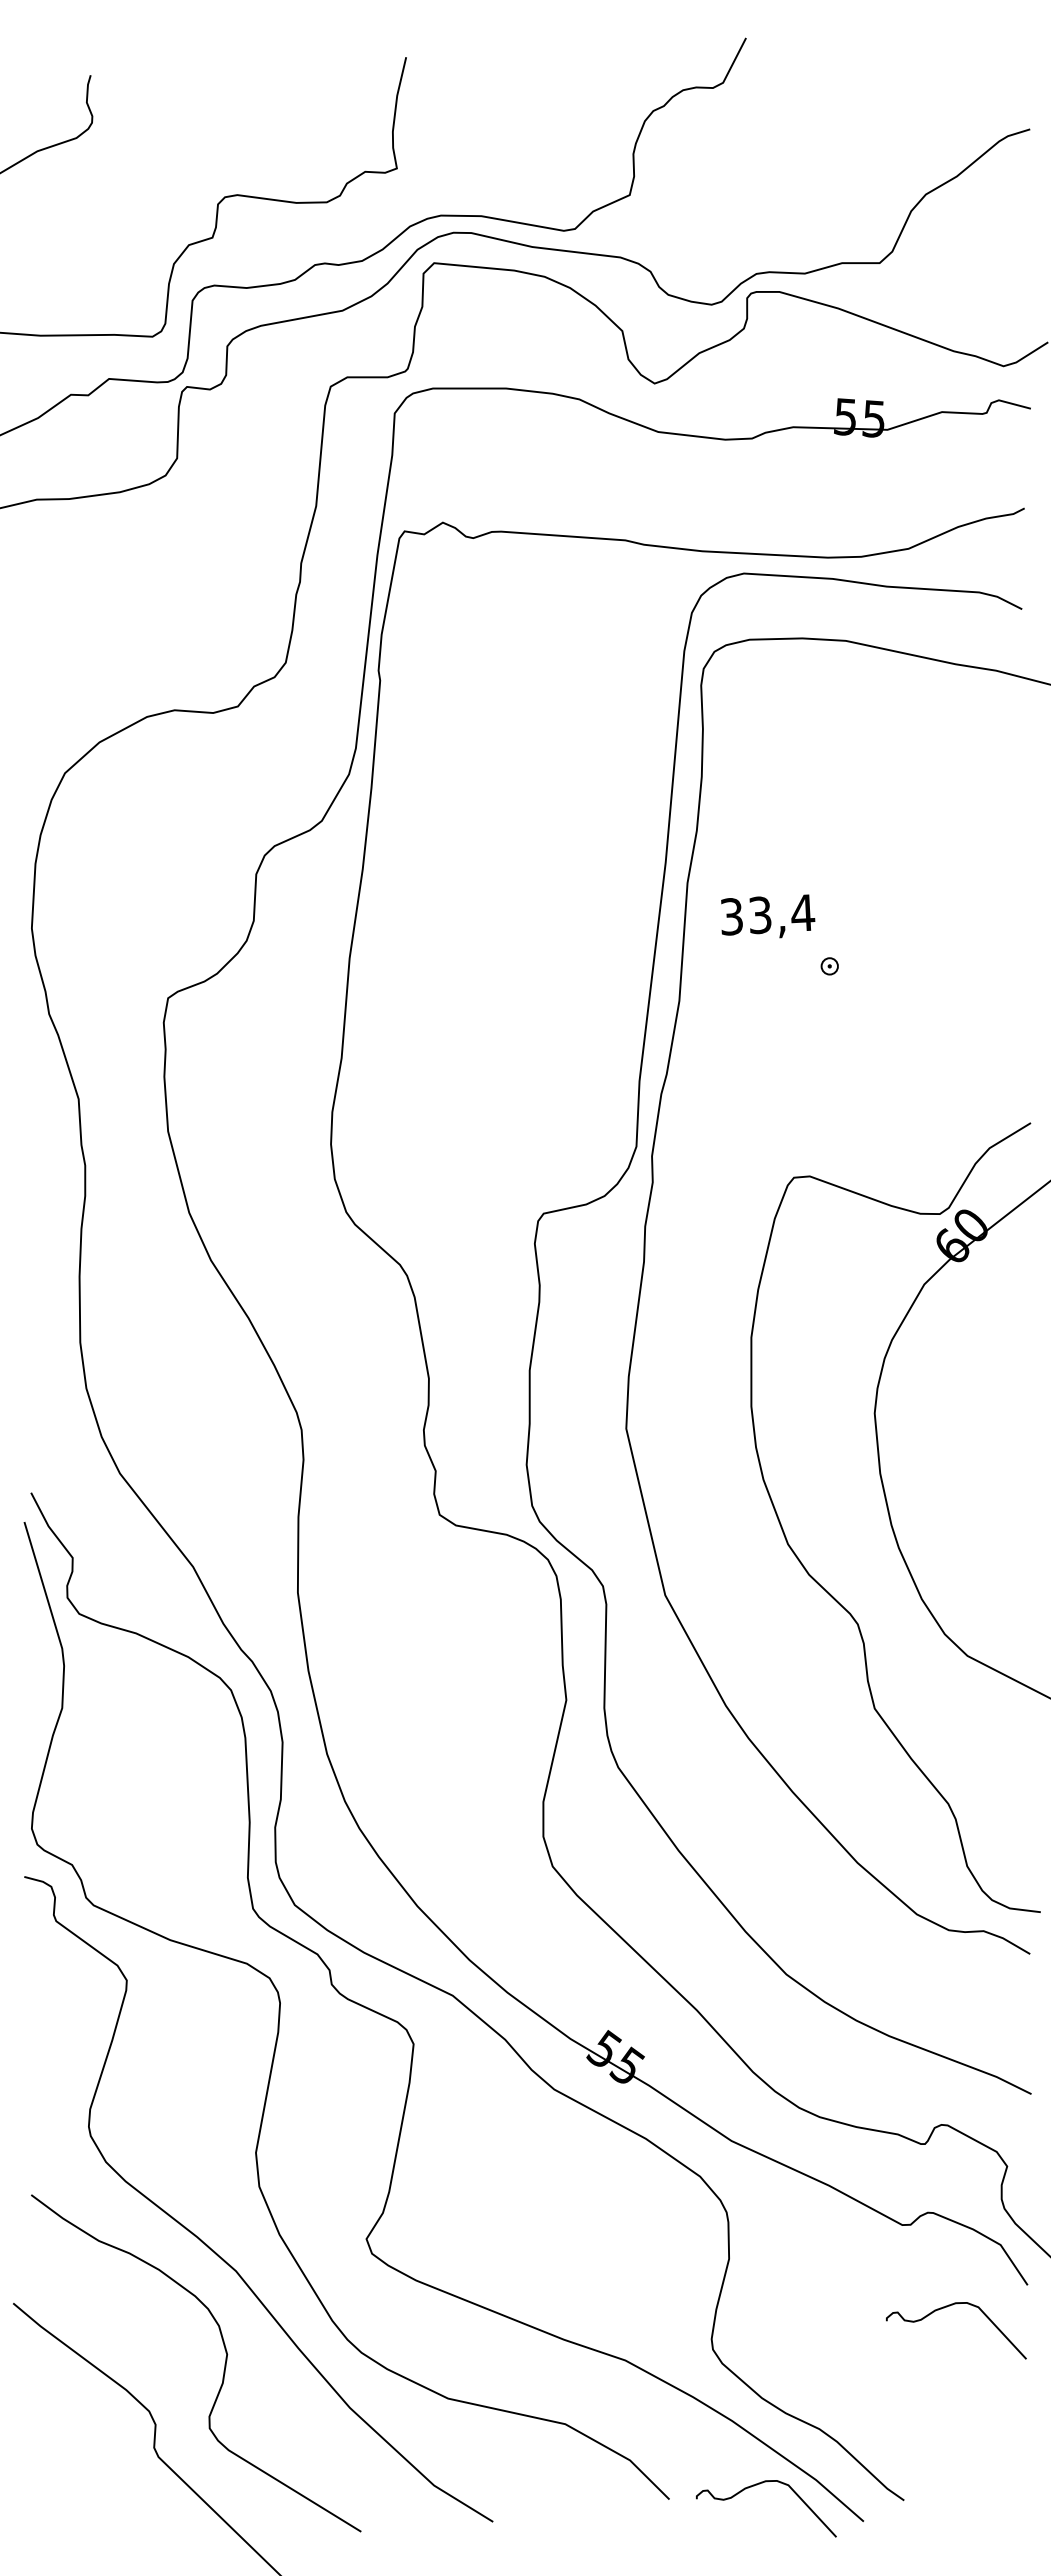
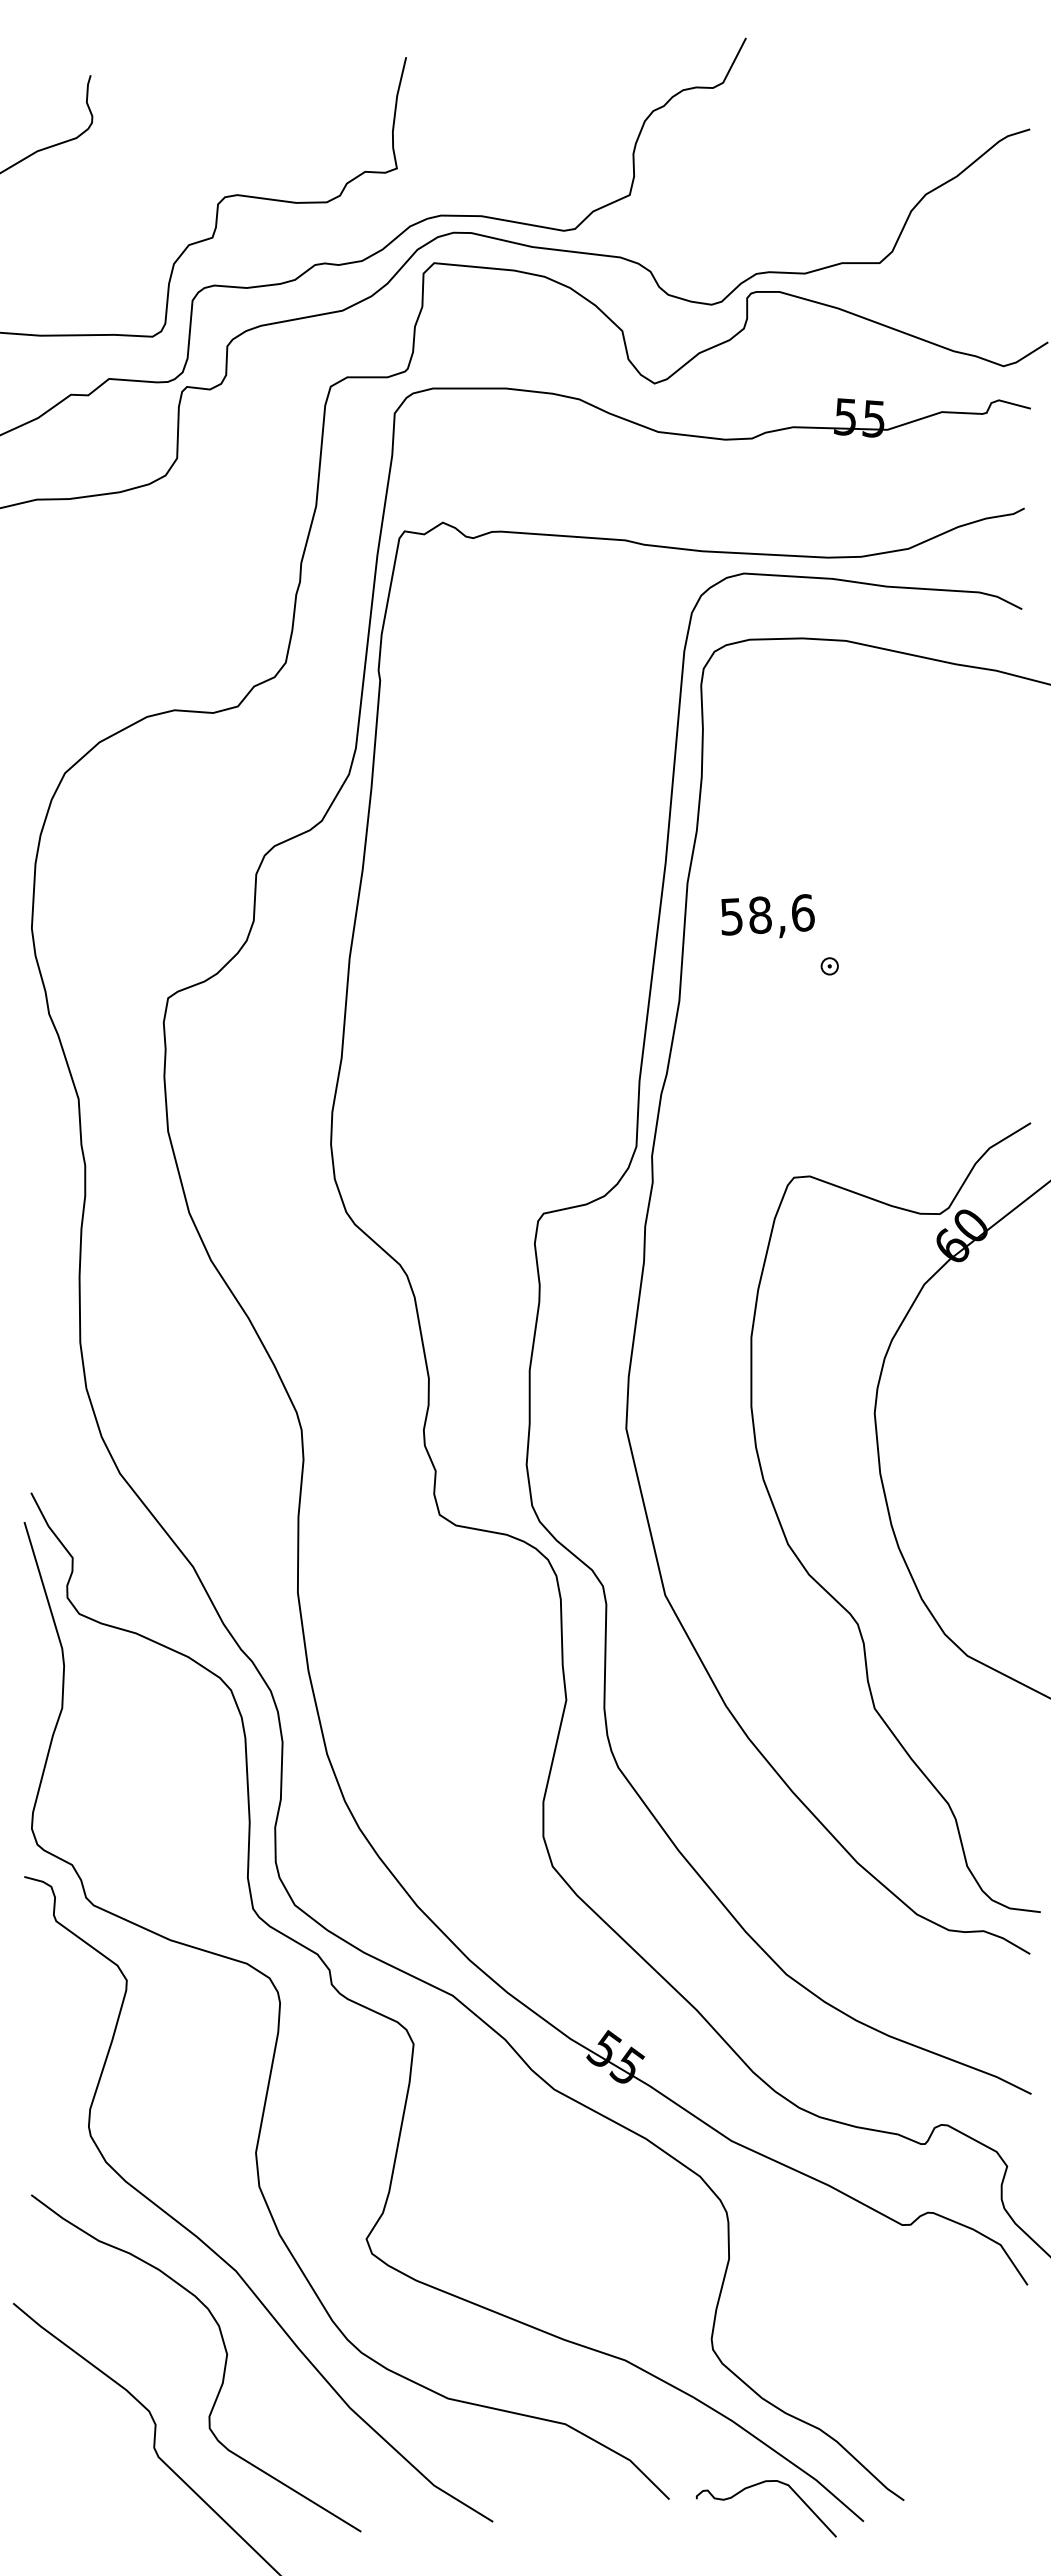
text: 33,4 -> 58,6 (768, 914)
curve: present -> none (947, 2307)
